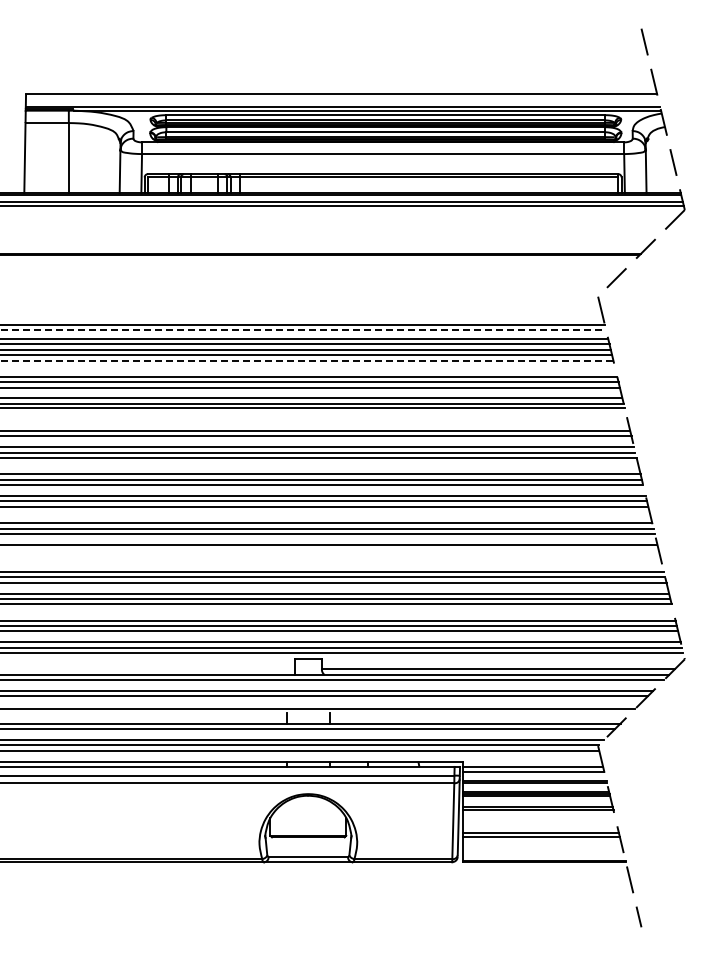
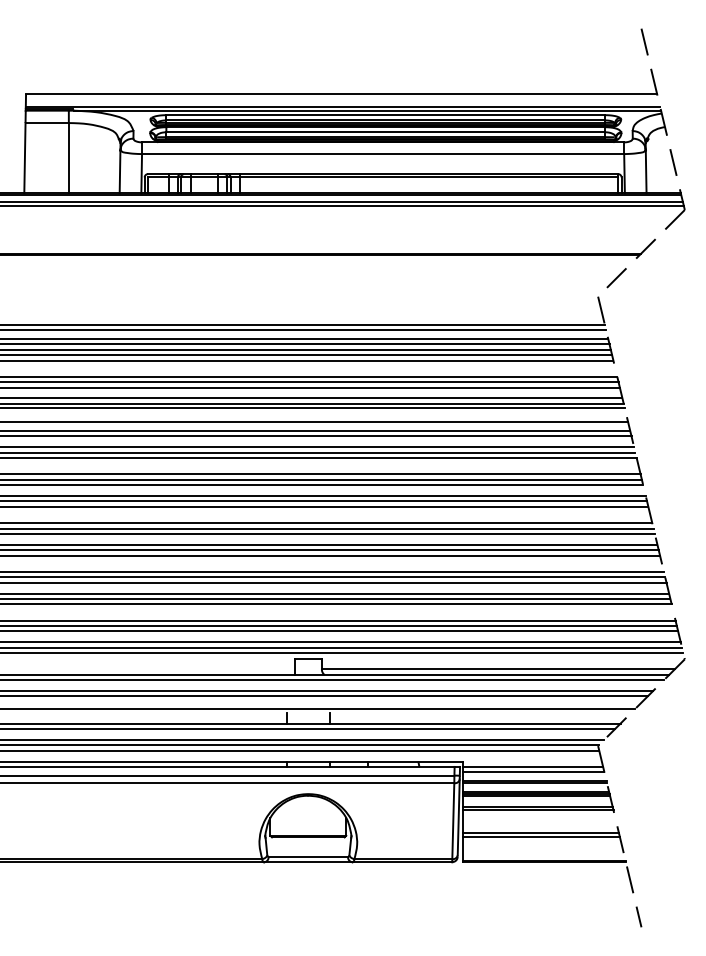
line: dashed -> solid (303, 329)
line: dashed -> solid (306, 360)
line: none -> present (315, 422)
line: none -> present (330, 550)
line: none -> present (331, 555)
